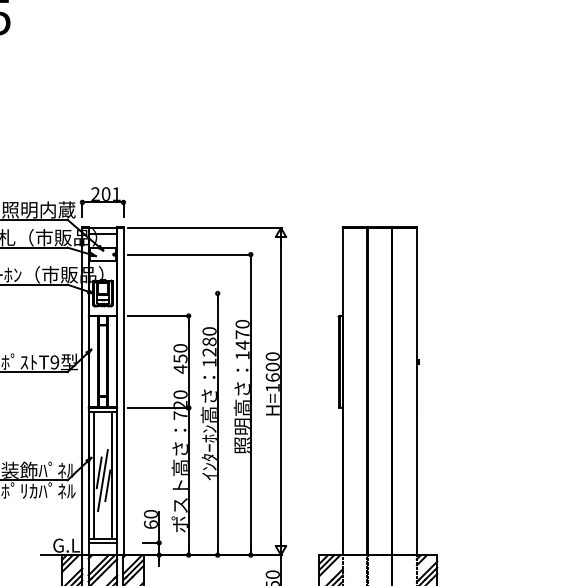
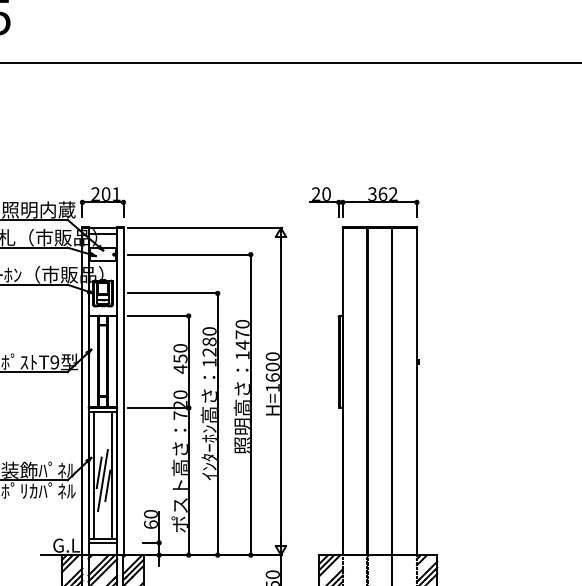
line: none -> present (290, 62)
part: none -> present (364, 202)
line: none -> present (173, 293)
